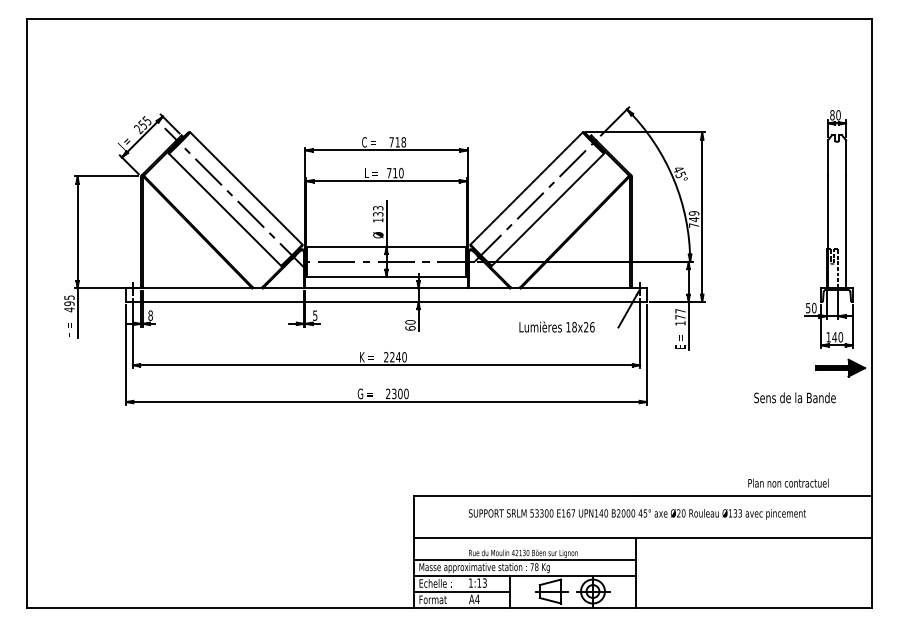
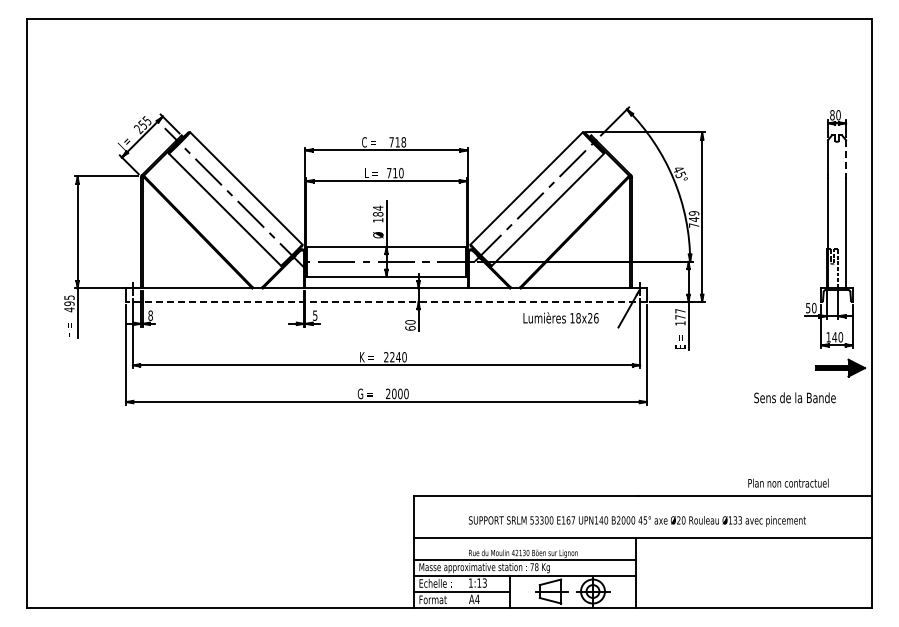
line: solid -> dashed (846, 158)
text: 133 -> 184 (378, 210)
line: solid -> dashed (386, 301)
text position: (556, 326) -> (560, 317) (560, 317)
text: 2300 -> 2000 (394, 393)
text position: (636, 514) -> (636, 521) (636, 521)
